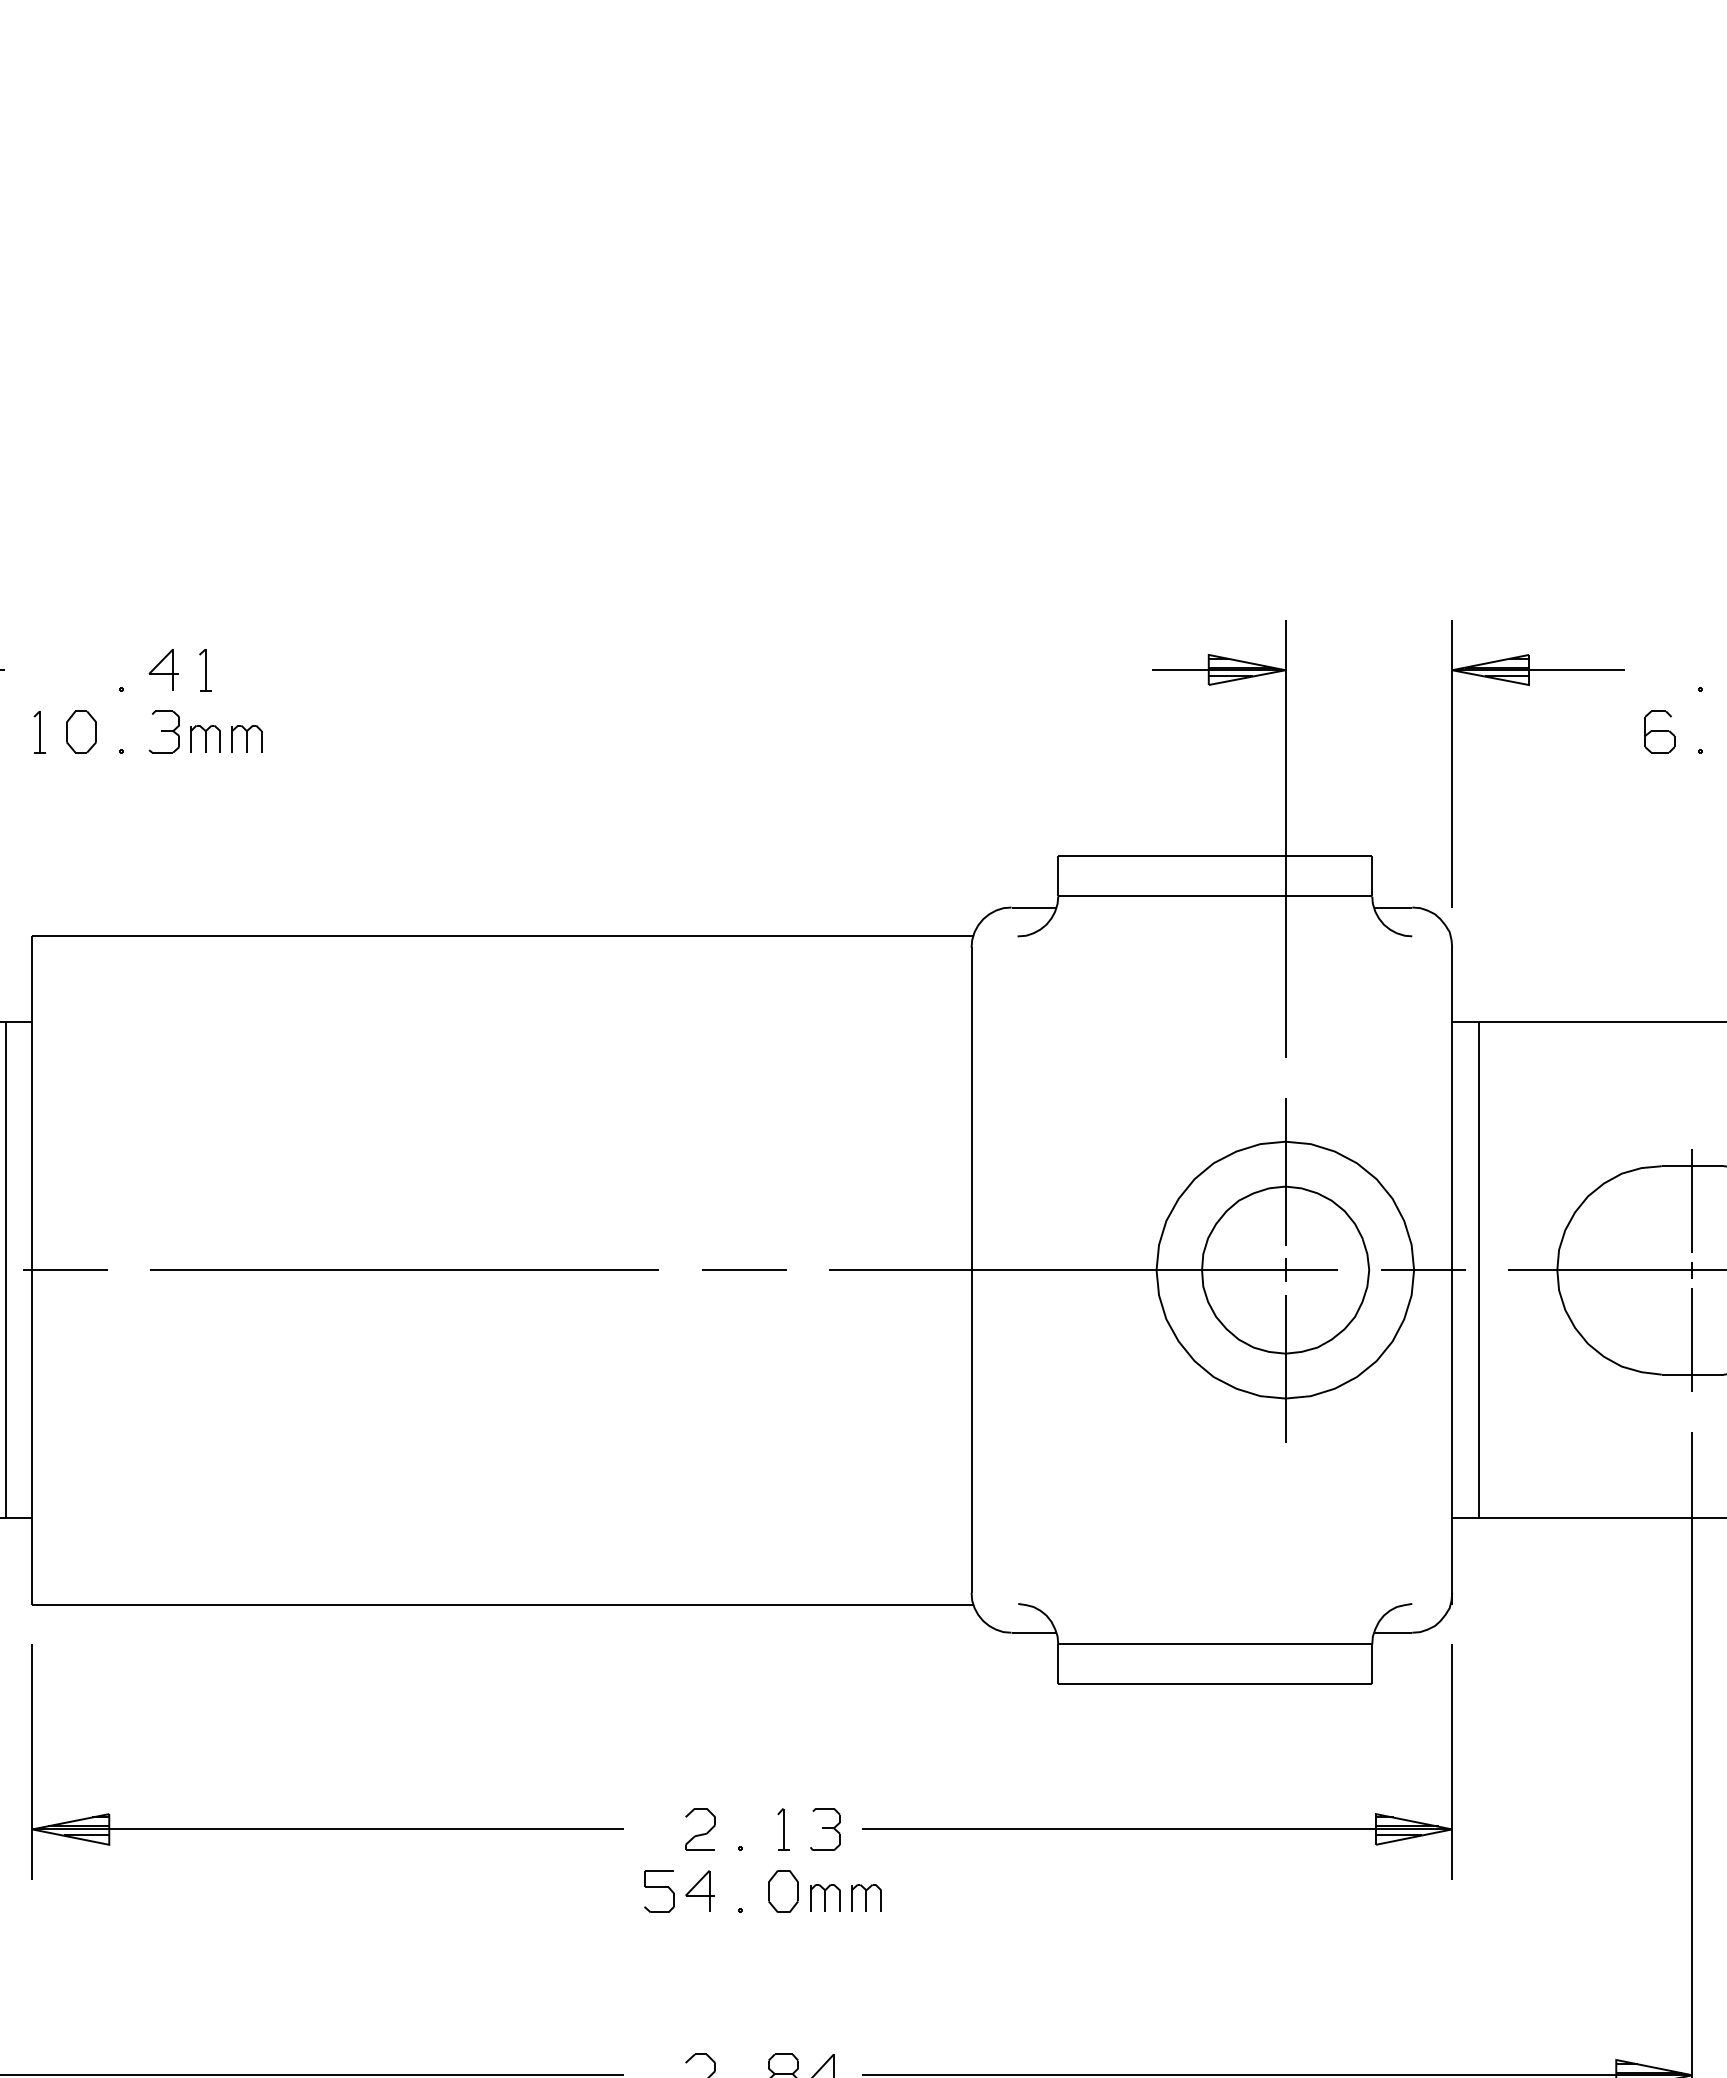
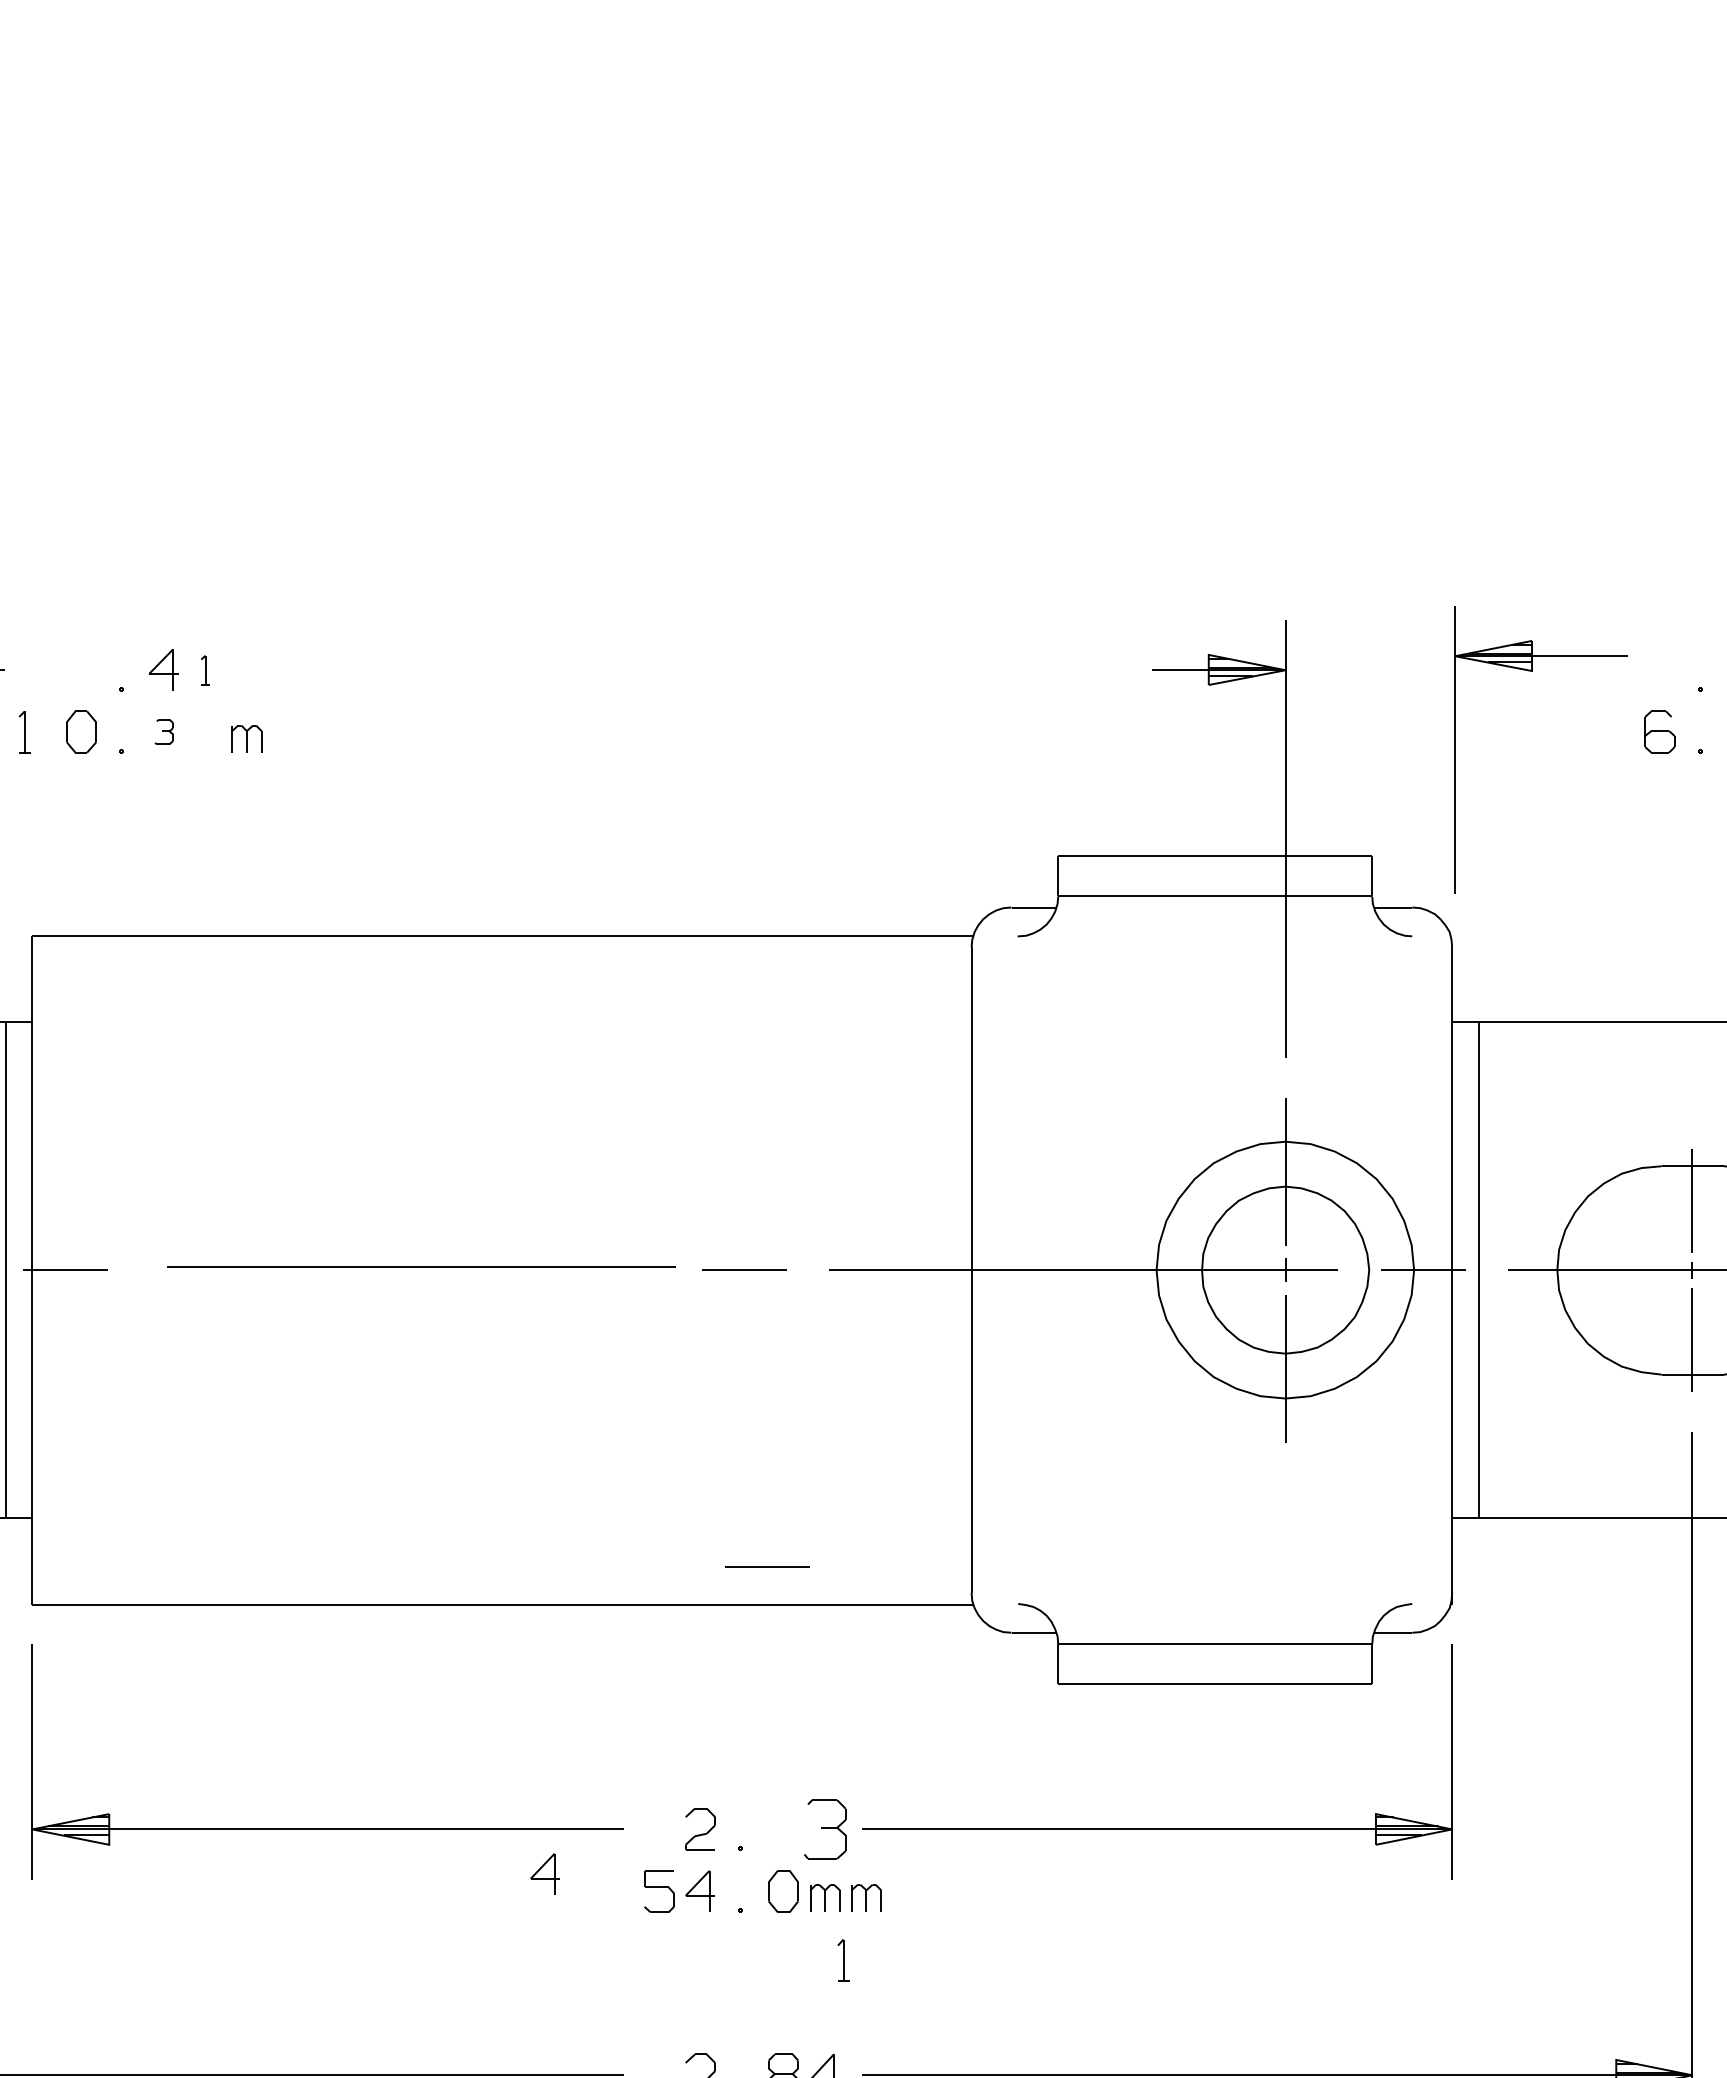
part size: 13x43 px -> 9x31 px (205, 670)
part position: (1529, 685) -> (1532, 671) (1532, 671)
part size: 32x44 px -> 20x26 px (163, 731)
part position: (39, 732) -> (24, 732) (24, 732)
part: present -> none (205, 738)
line position: (404, 1269) -> (421, 1266) (421, 1266)
line: none -> present (767, 1566)
part position: (783, 1829) -> (843, 1960) (843, 1960)
part size: 31x43 px -> 43x61 px (825, 1829)
part: none -> present (544, 1873)
